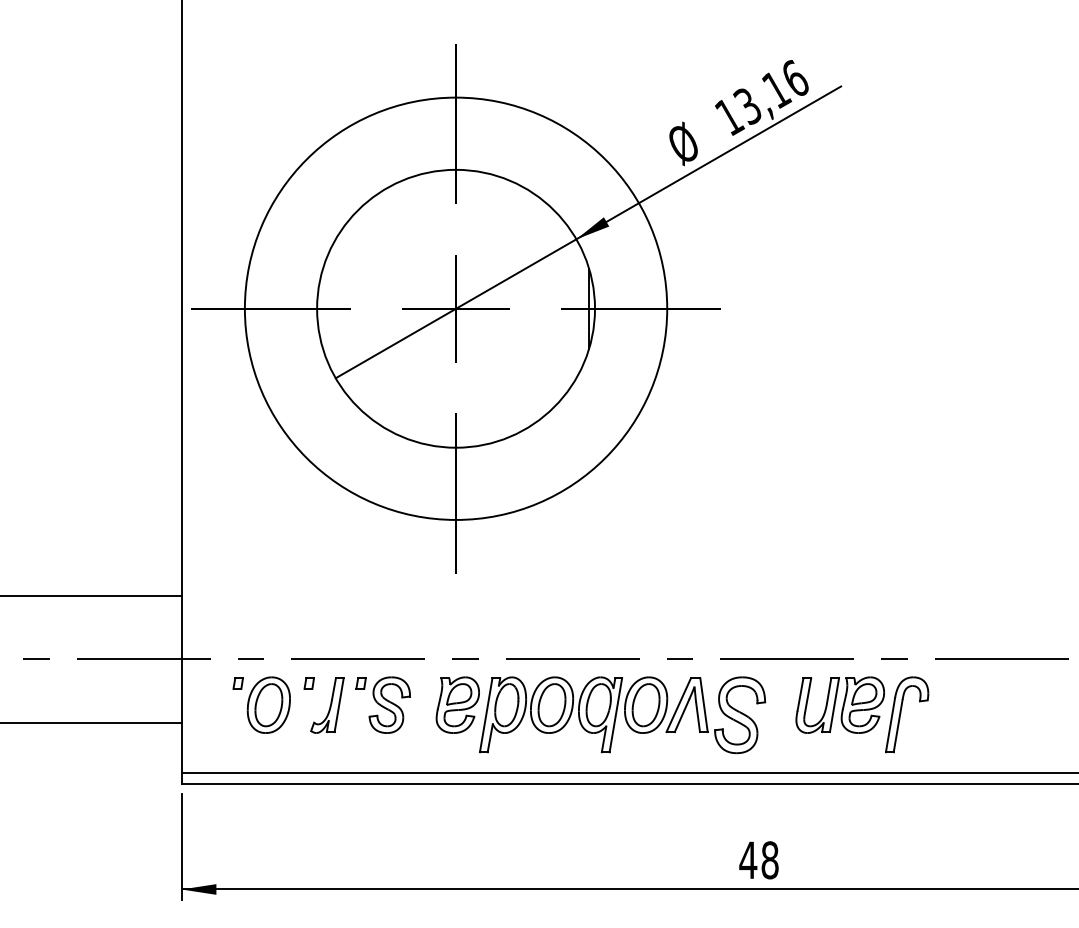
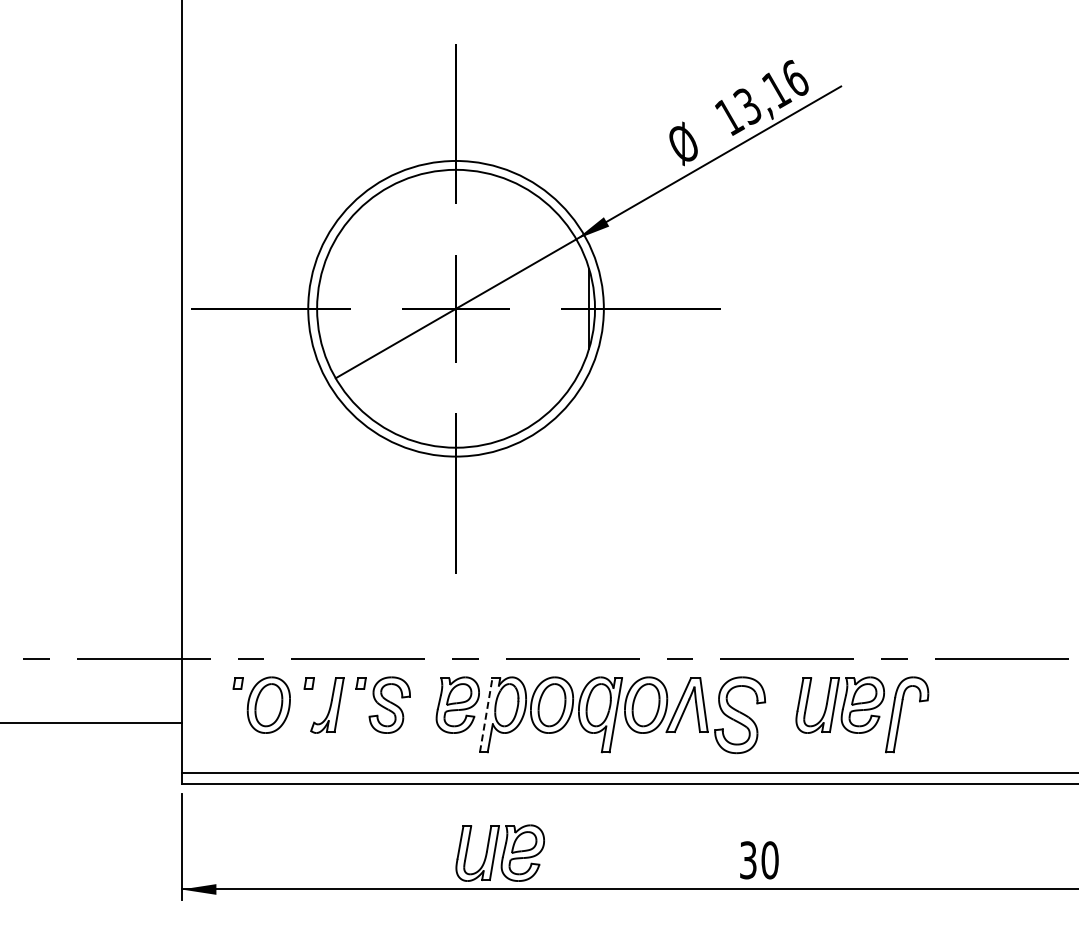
circle diameter: 422 px -> 296 px (455, 308)
line: present -> none (91, 595)
line: solid -> dashed (486, 714)
part: none -> present (499, 852)
text: 48 -> 30 (758, 860)
